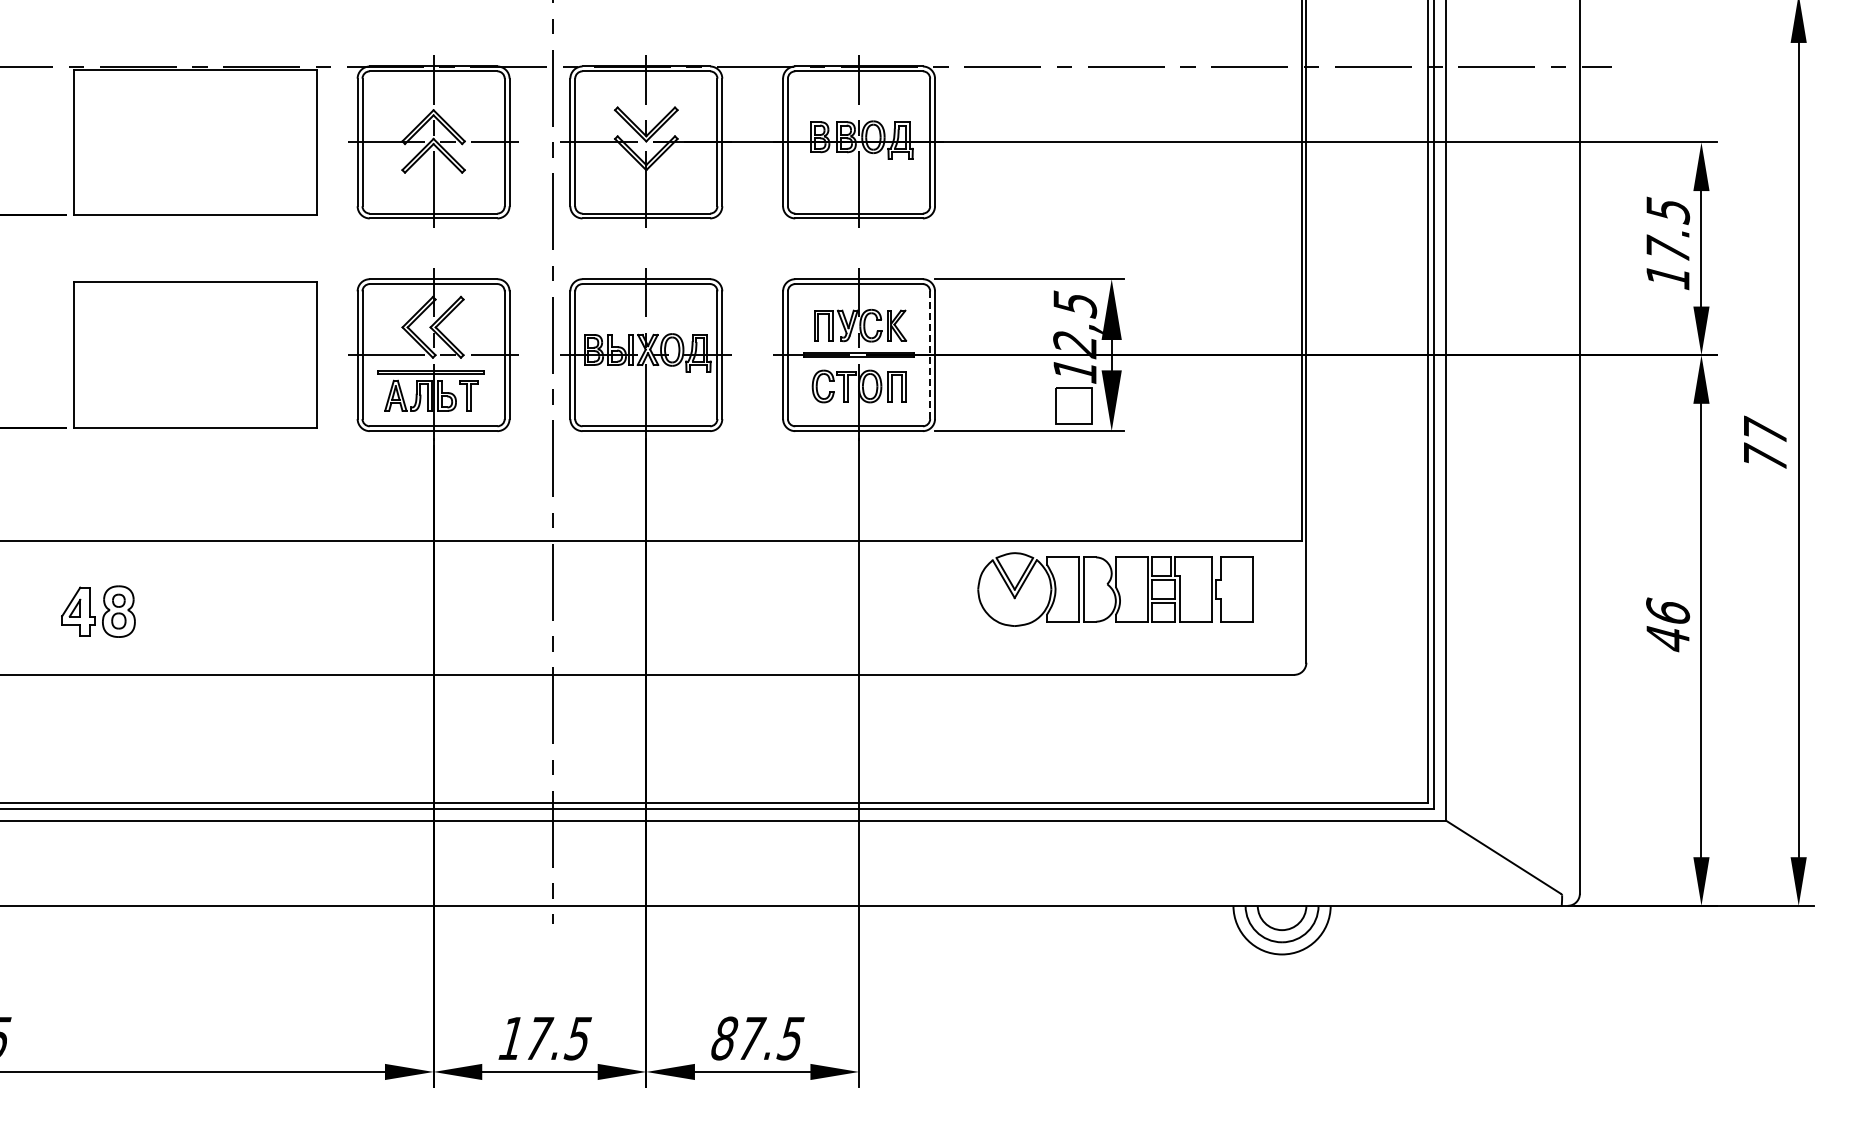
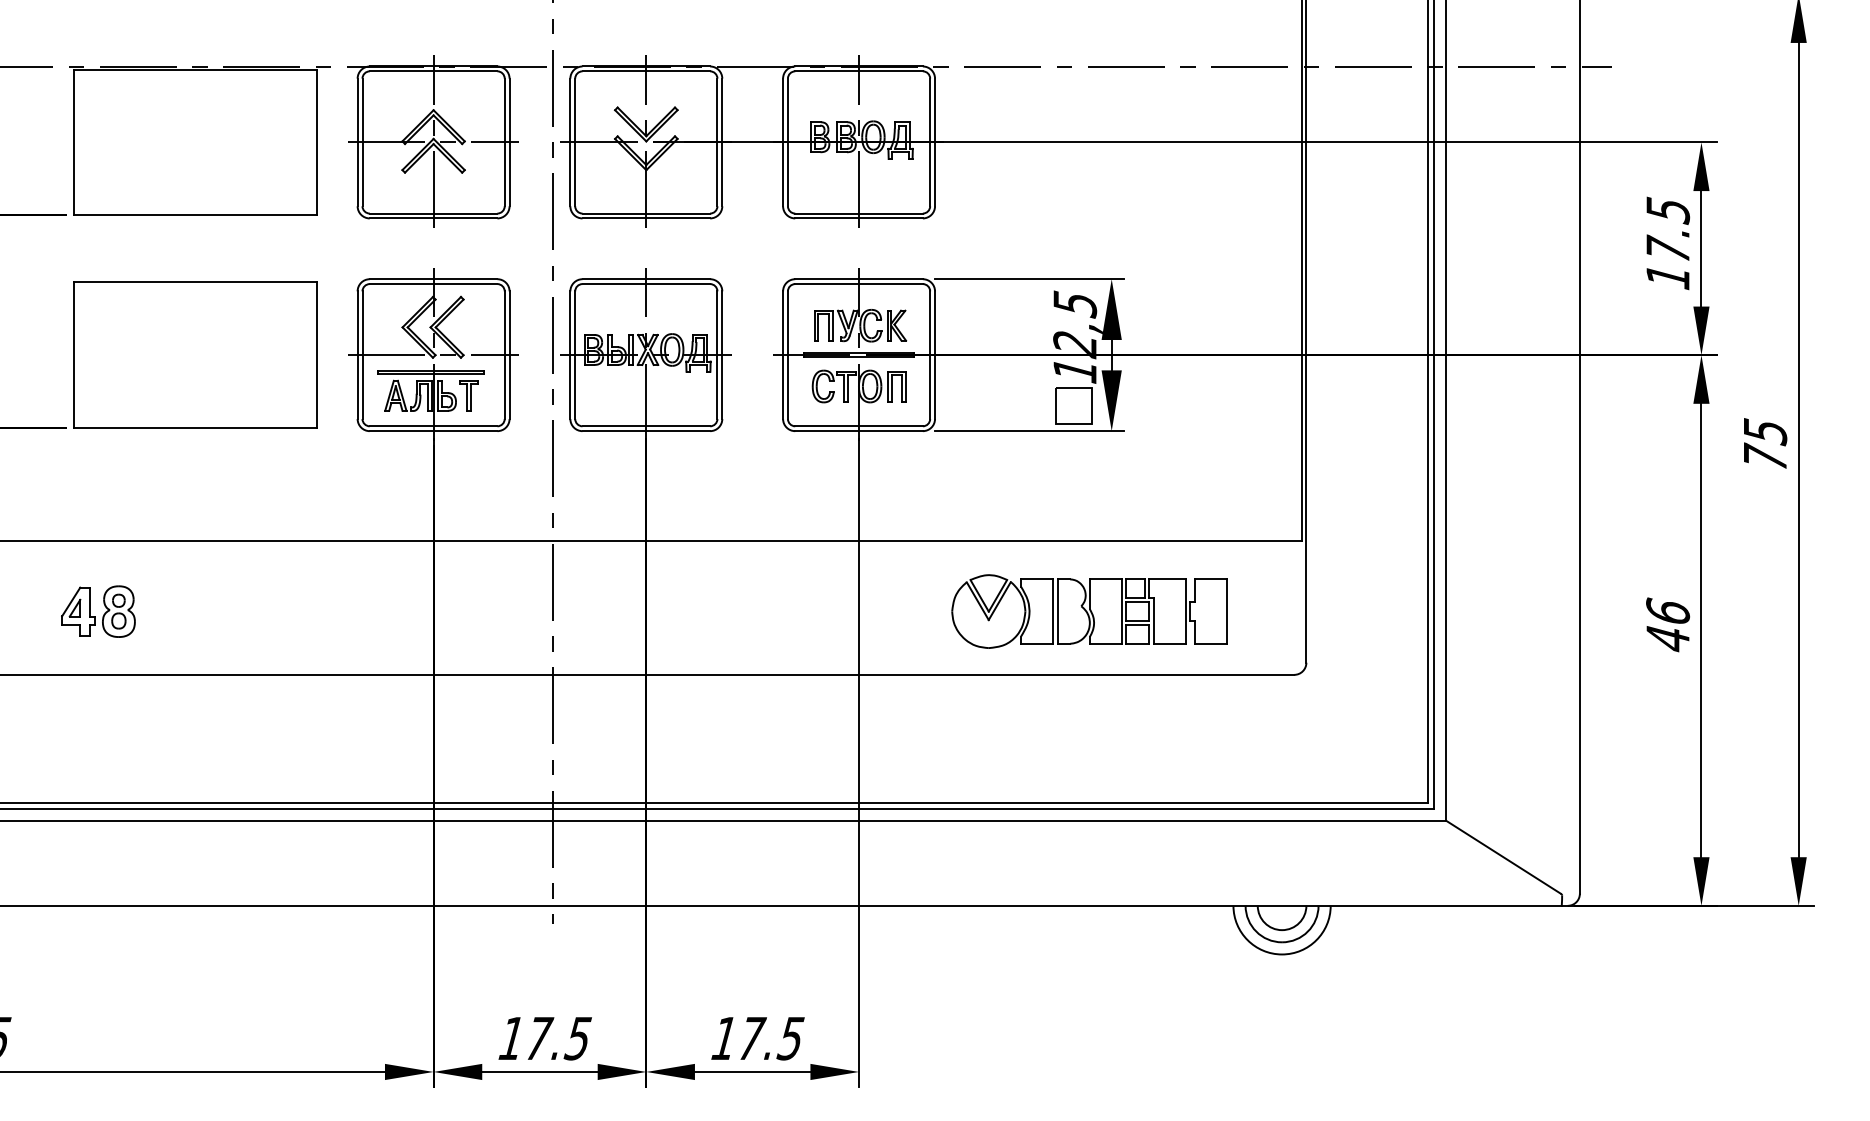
line: dashed -> solid (930, 355)
text: 77 -> 75 (1765, 430)
part position: (1115, 589) -> (1089, 611) (1089, 611)
text: 87.5 -> 17.5 (724, 1038)
